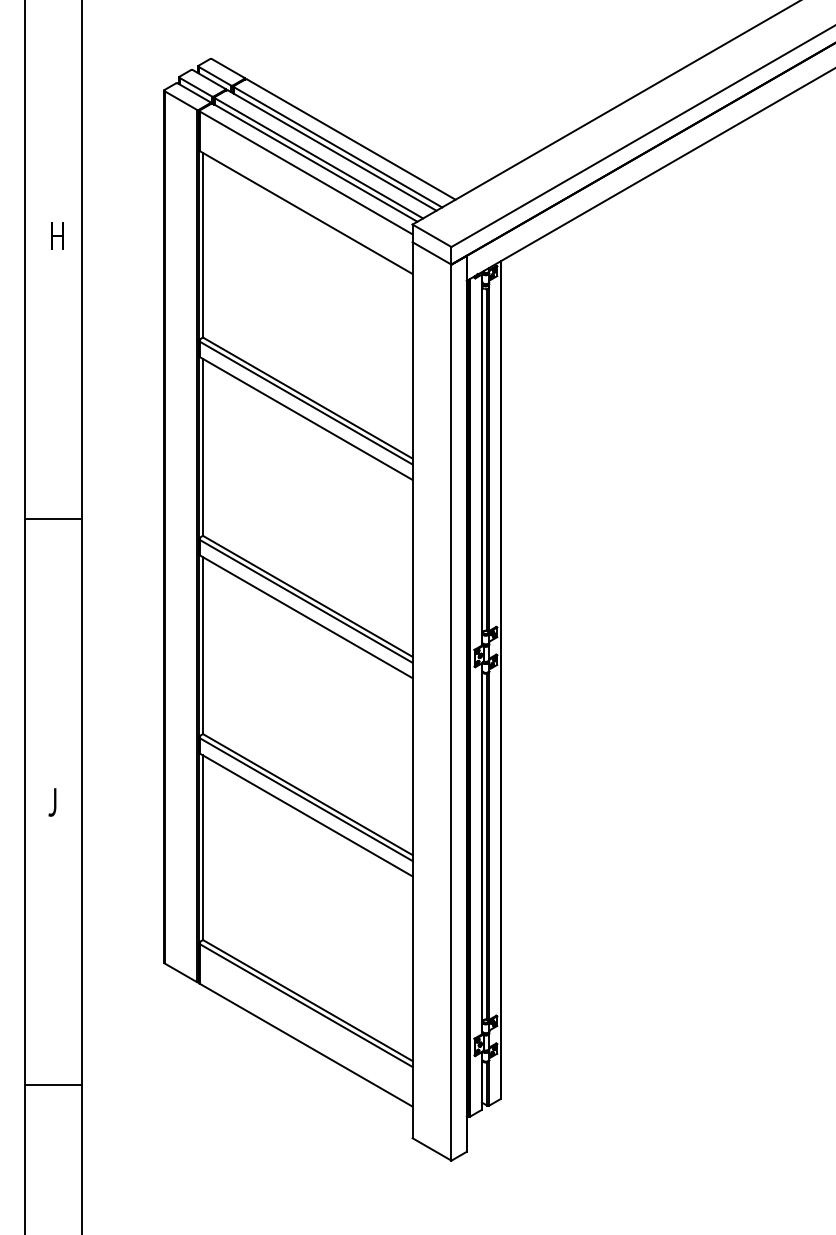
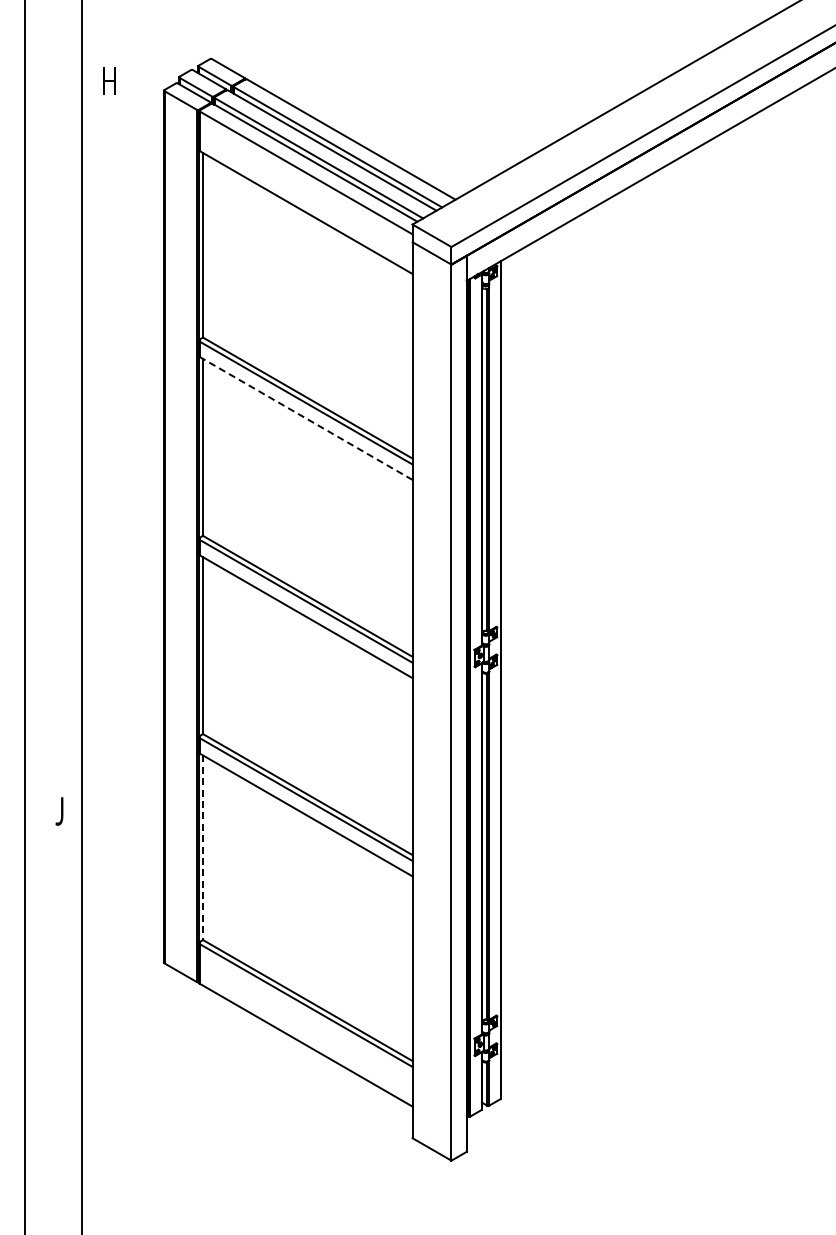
text position: (57, 235) -> (109, 80) (109, 80)
line: solid -> dashed (306, 418)
line: present -> none (53, 518)
text position: (52, 802) -> (59, 811) (59, 811)
line: solid -> dashed (203, 848)
line: present -> none (53, 1085)
